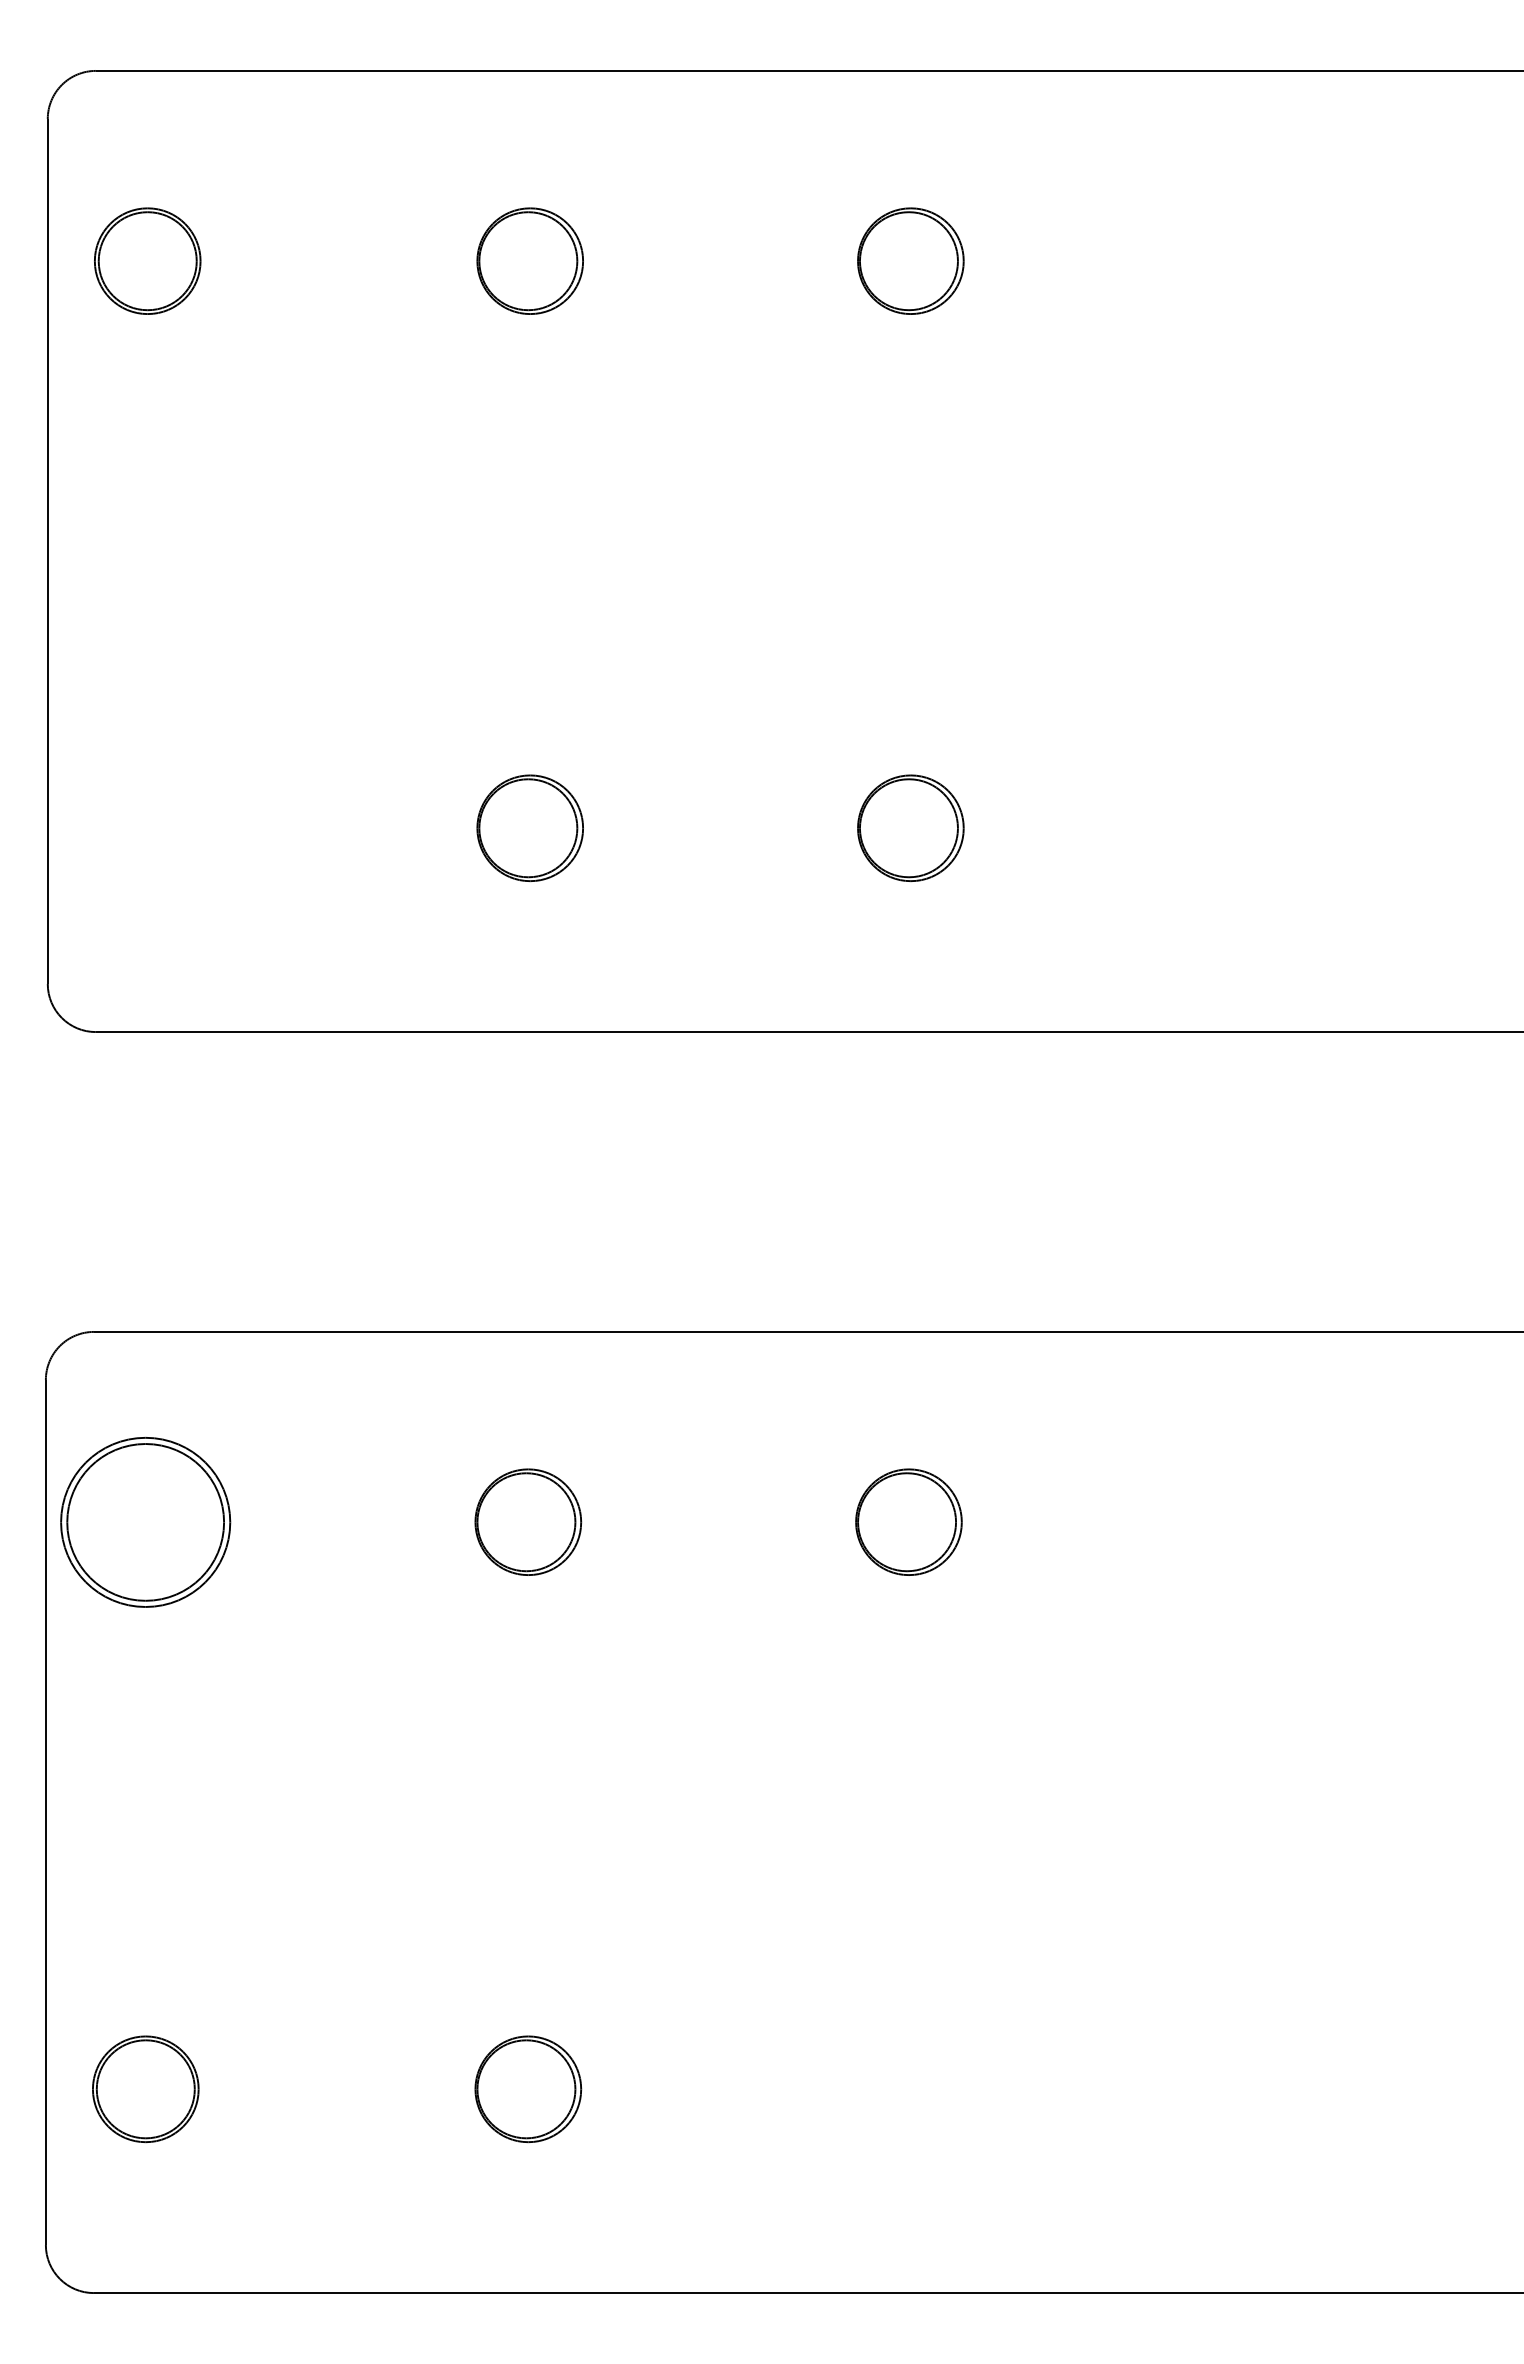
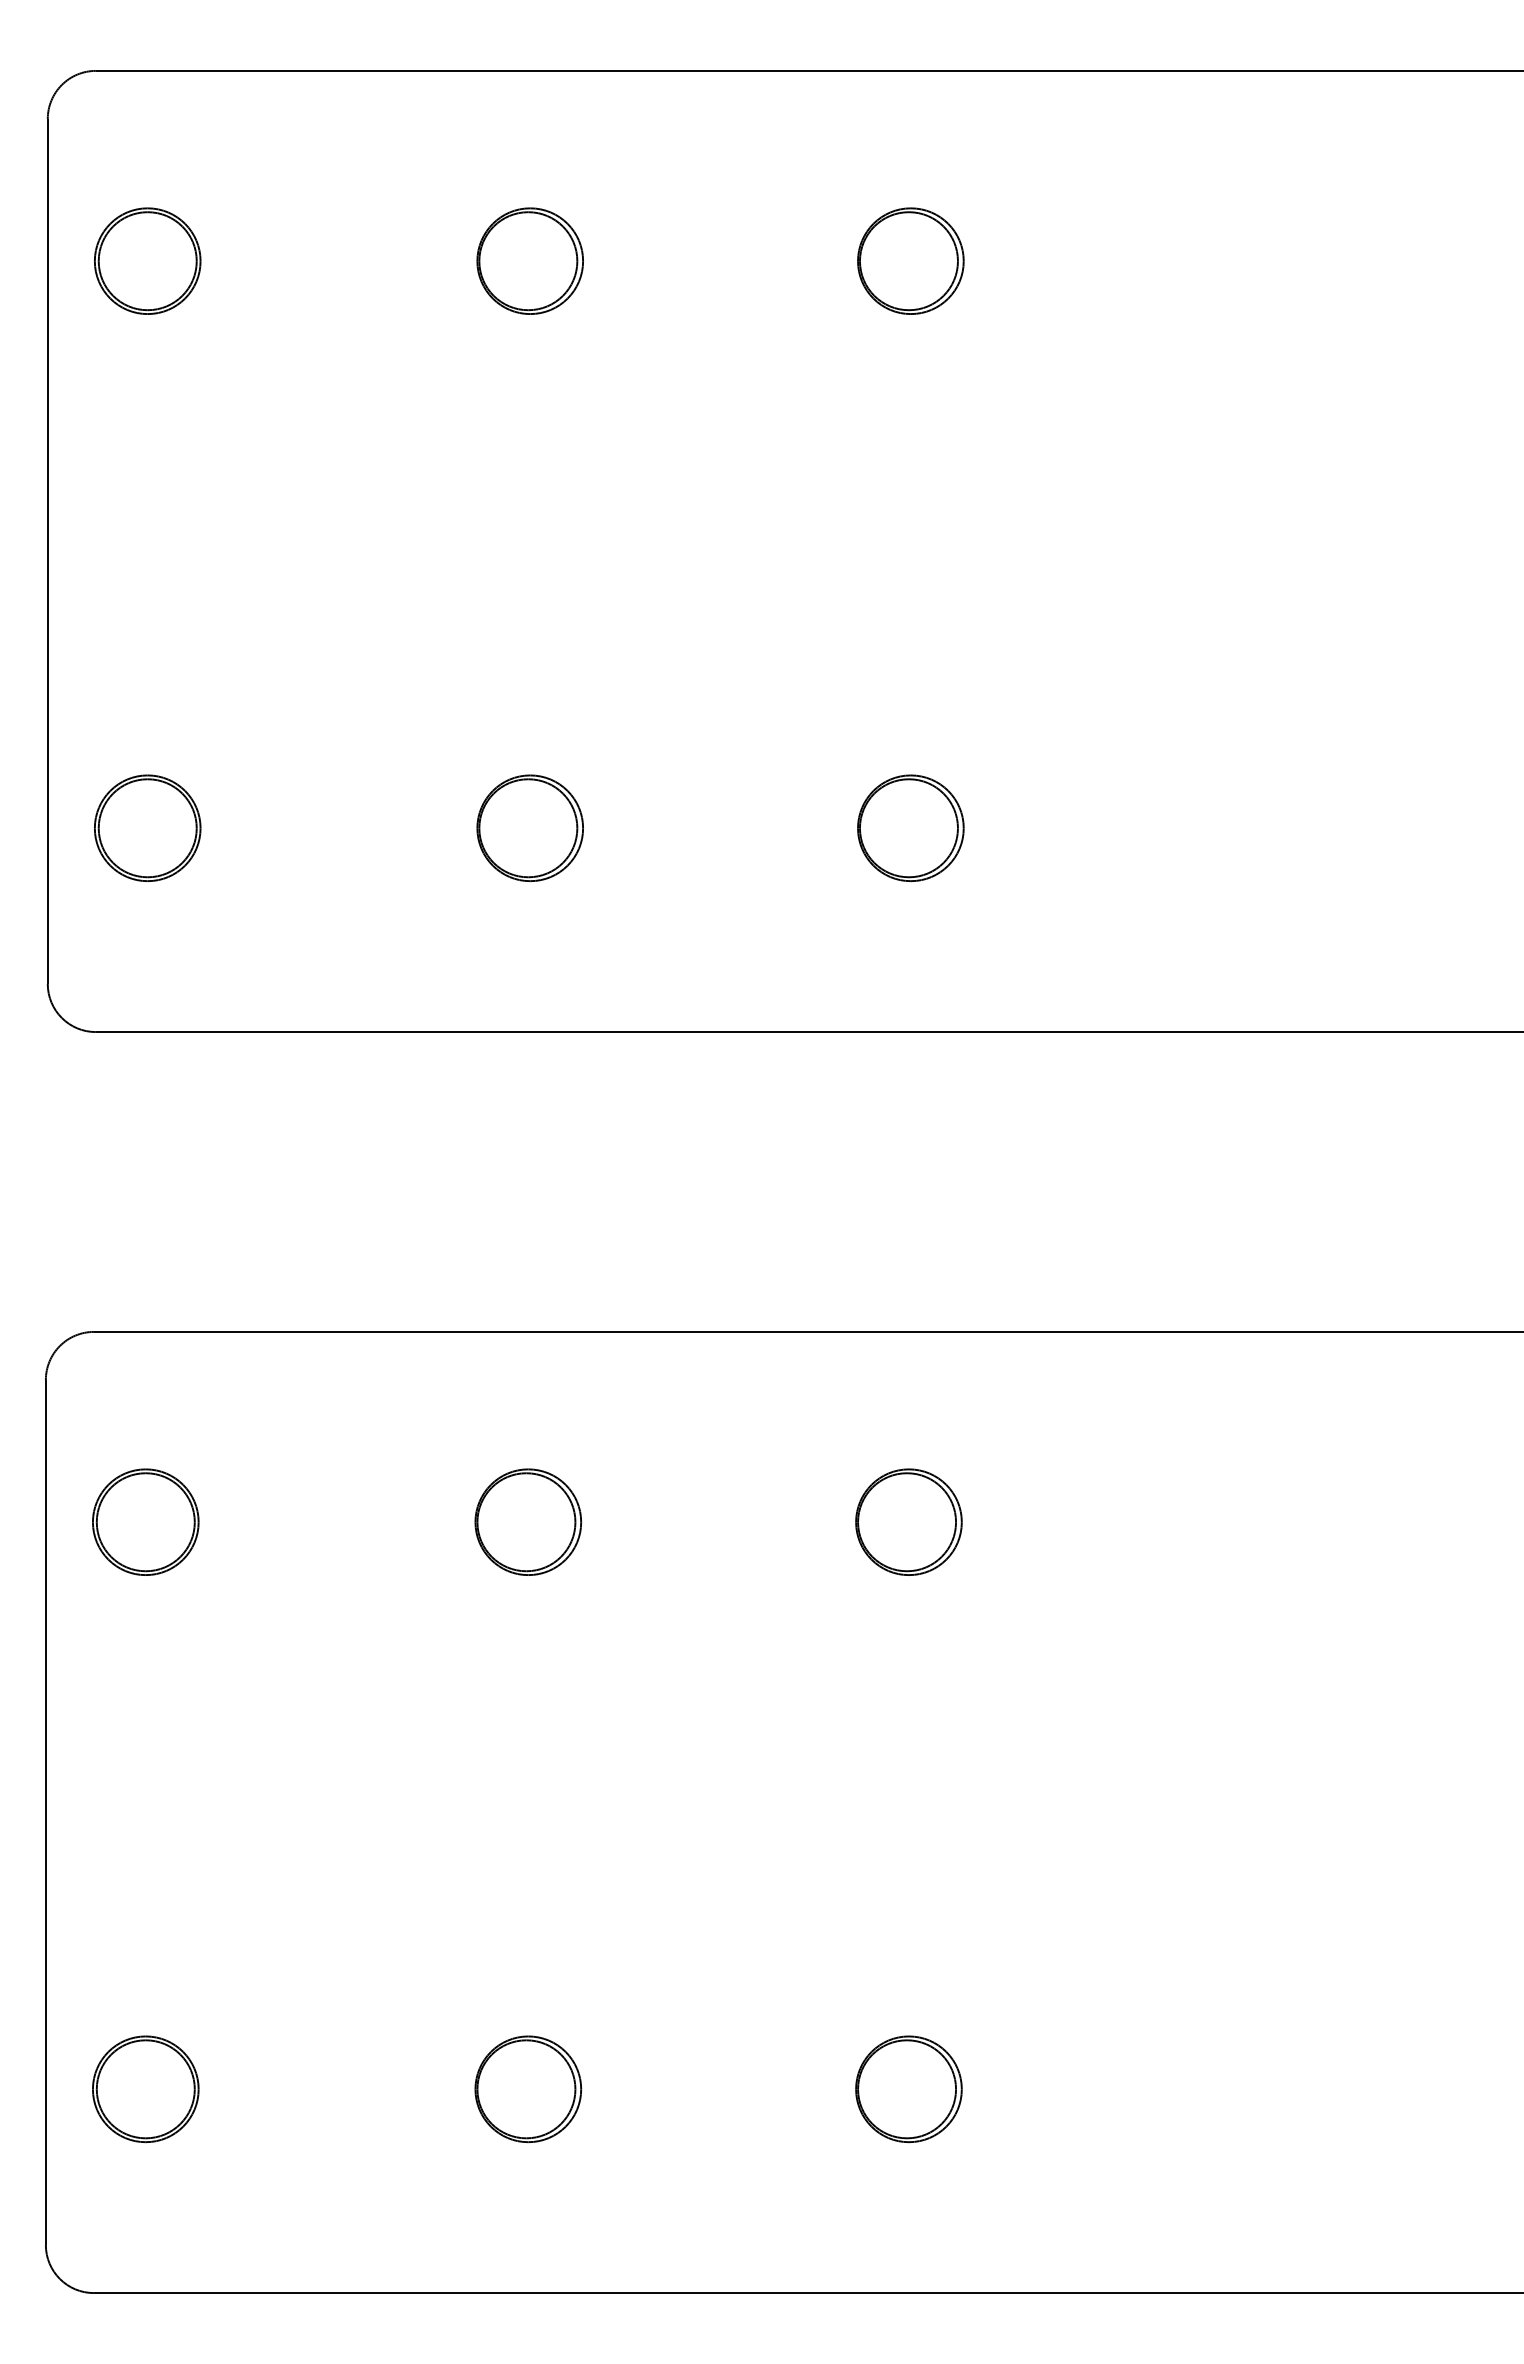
part: none -> present (147, 827)
part size: 172x171 px -> 108x108 px (145, 1521)
part: none -> present (908, 2089)
